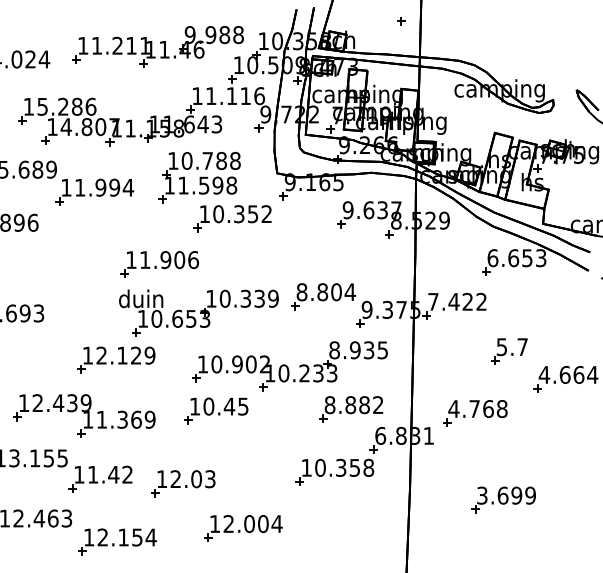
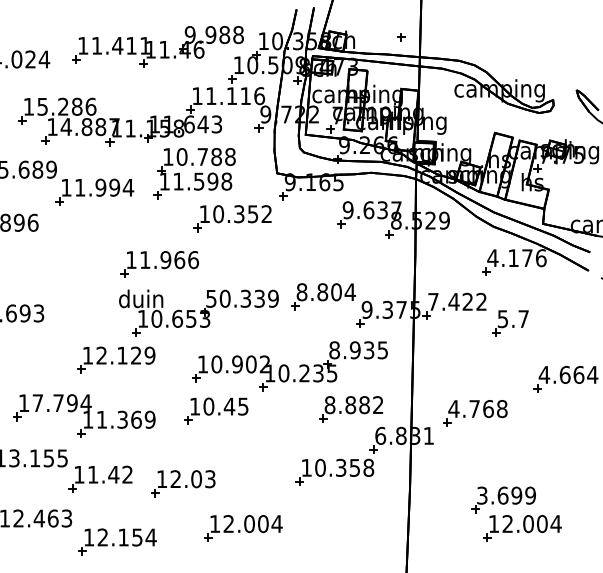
part position: (401, 21) -> (401, 37) (401, 37)
text: 11.211 -> 11.411 (117, 45)
text: 14.807 -> 14.887 (100, 126)
part position: (199, 177) -> (194, 173) (194, 173)
text: 6.653 -> 4.176 (516, 258)
text: 11.906 -> 11.966 (179, 259)
text: 10.339 -> 50.339 (211, 298)
part position: (509, 351) -> (510, 323) (510, 323)
text: 10.233 -> 10.235 (332, 372)
text: 12.439 -> 17.794 (61, 403)
part: none -> present (522, 528)
